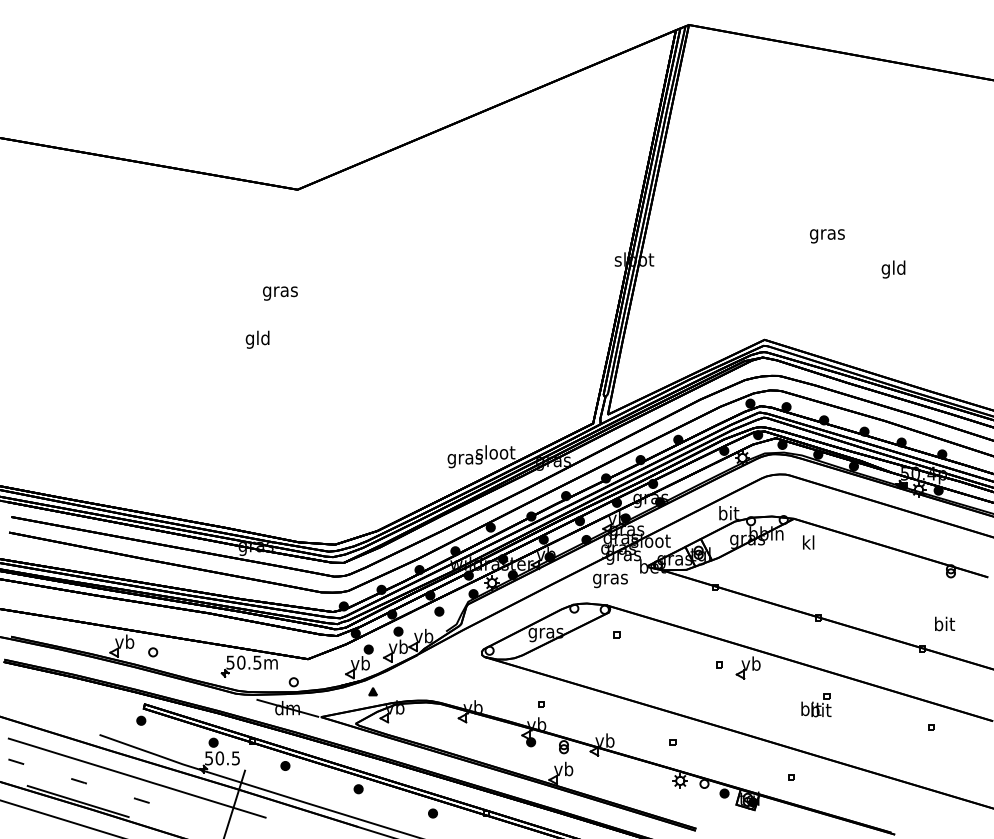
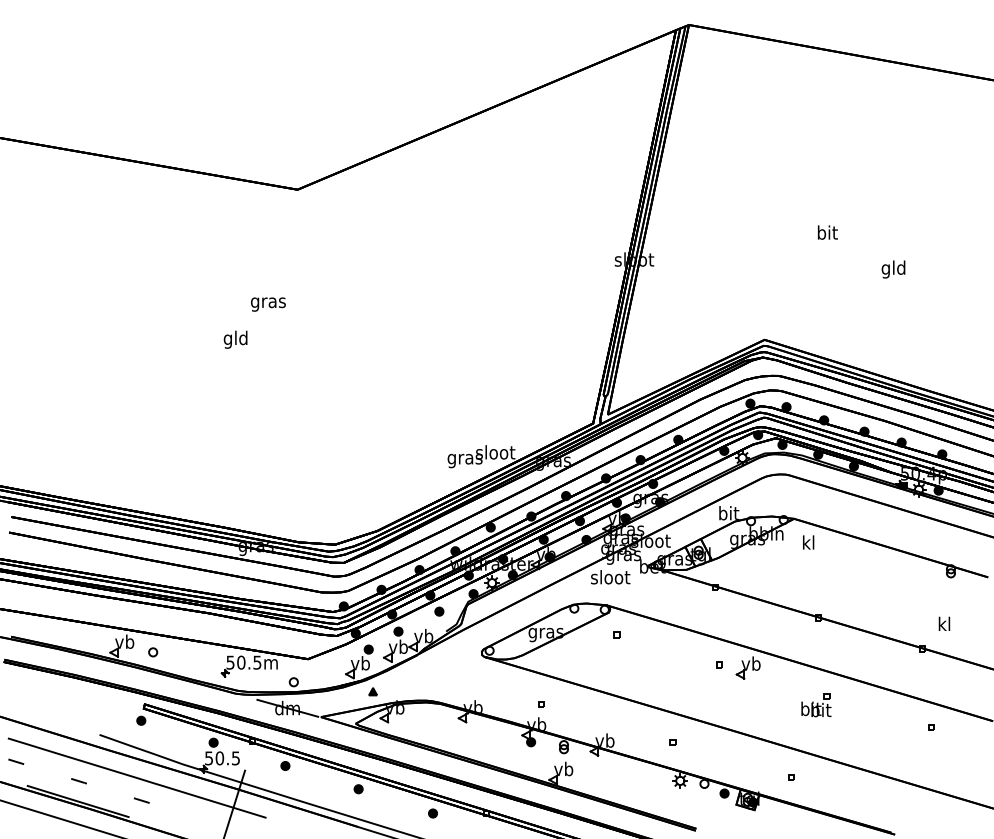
text: gras -> bit (827, 234)
text position: (280, 293) -> (268, 304) (268, 304)
text position: (257, 339) -> (235, 339) (235, 339)
text: gras -> sloot (610, 579)
text: bit -> kl (945, 623)
